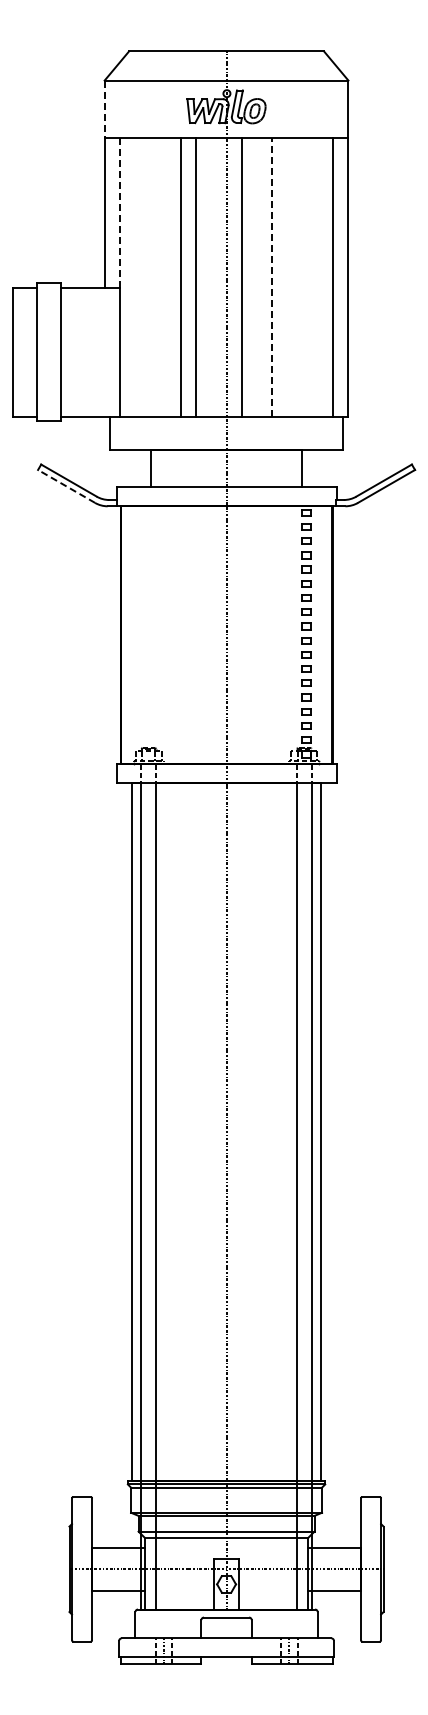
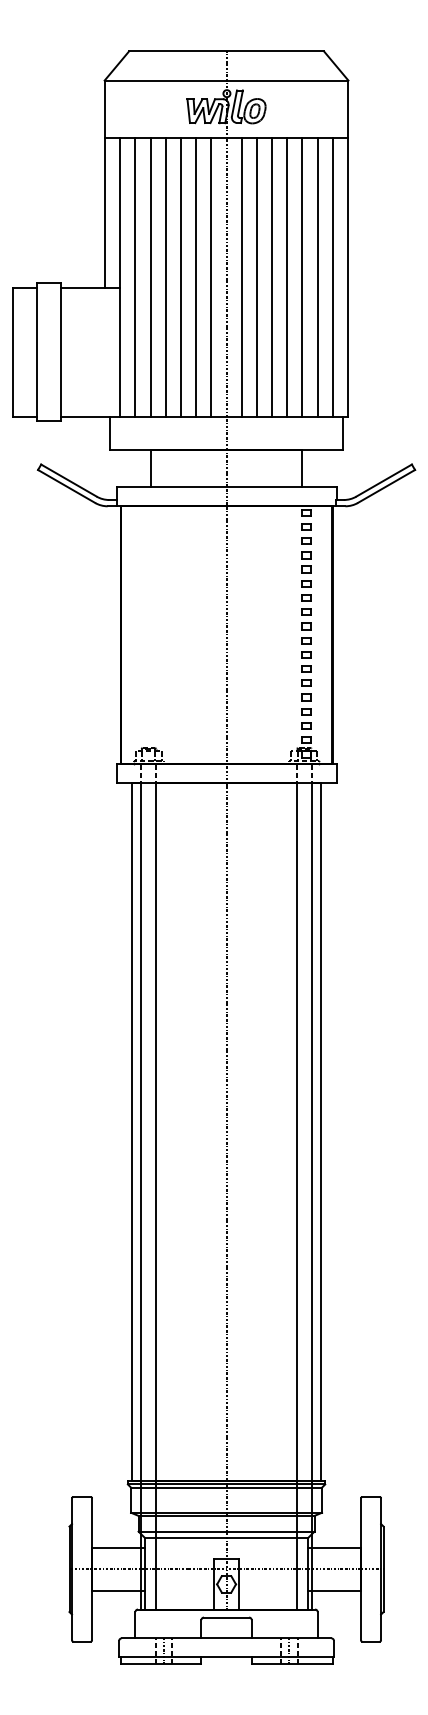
line: dashed -> solid (104, 109)
line: dashed -> solid (120, 212)
line: none -> present (135, 276)
line: none -> present (150, 276)
line: none -> present (165, 276)
line: none -> present (211, 276)
line: none -> present (256, 276)
line: none -> present (287, 276)
line: none -> present (302, 276)
line: none -> present (317, 276)
line: dashed -> solid (272, 277)
line: dashed -> solid (66, 486)
